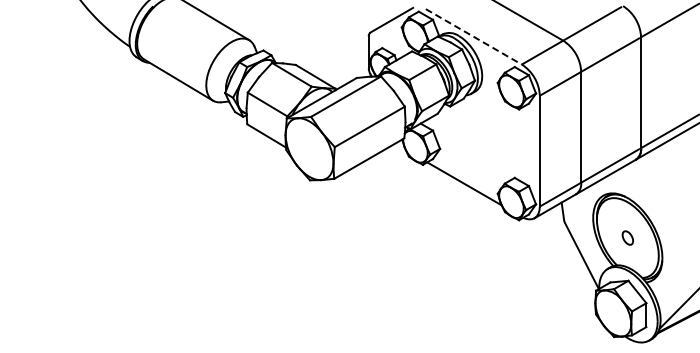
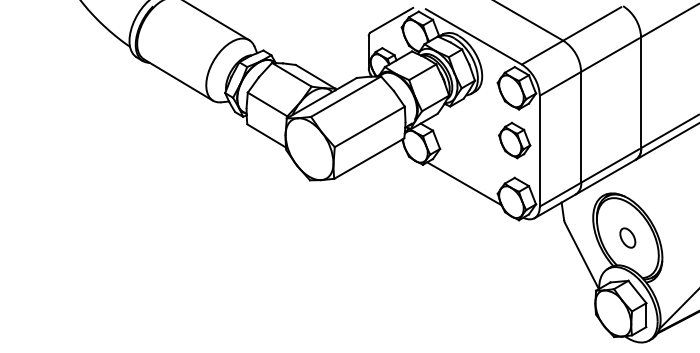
line: dashed -> solid (474, 37)
part: none -> present (514, 140)
part size: 13x16 px -> 18x22 px (627, 237)
